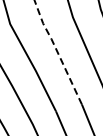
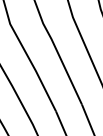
line: dashed -> solid (57, 51)
